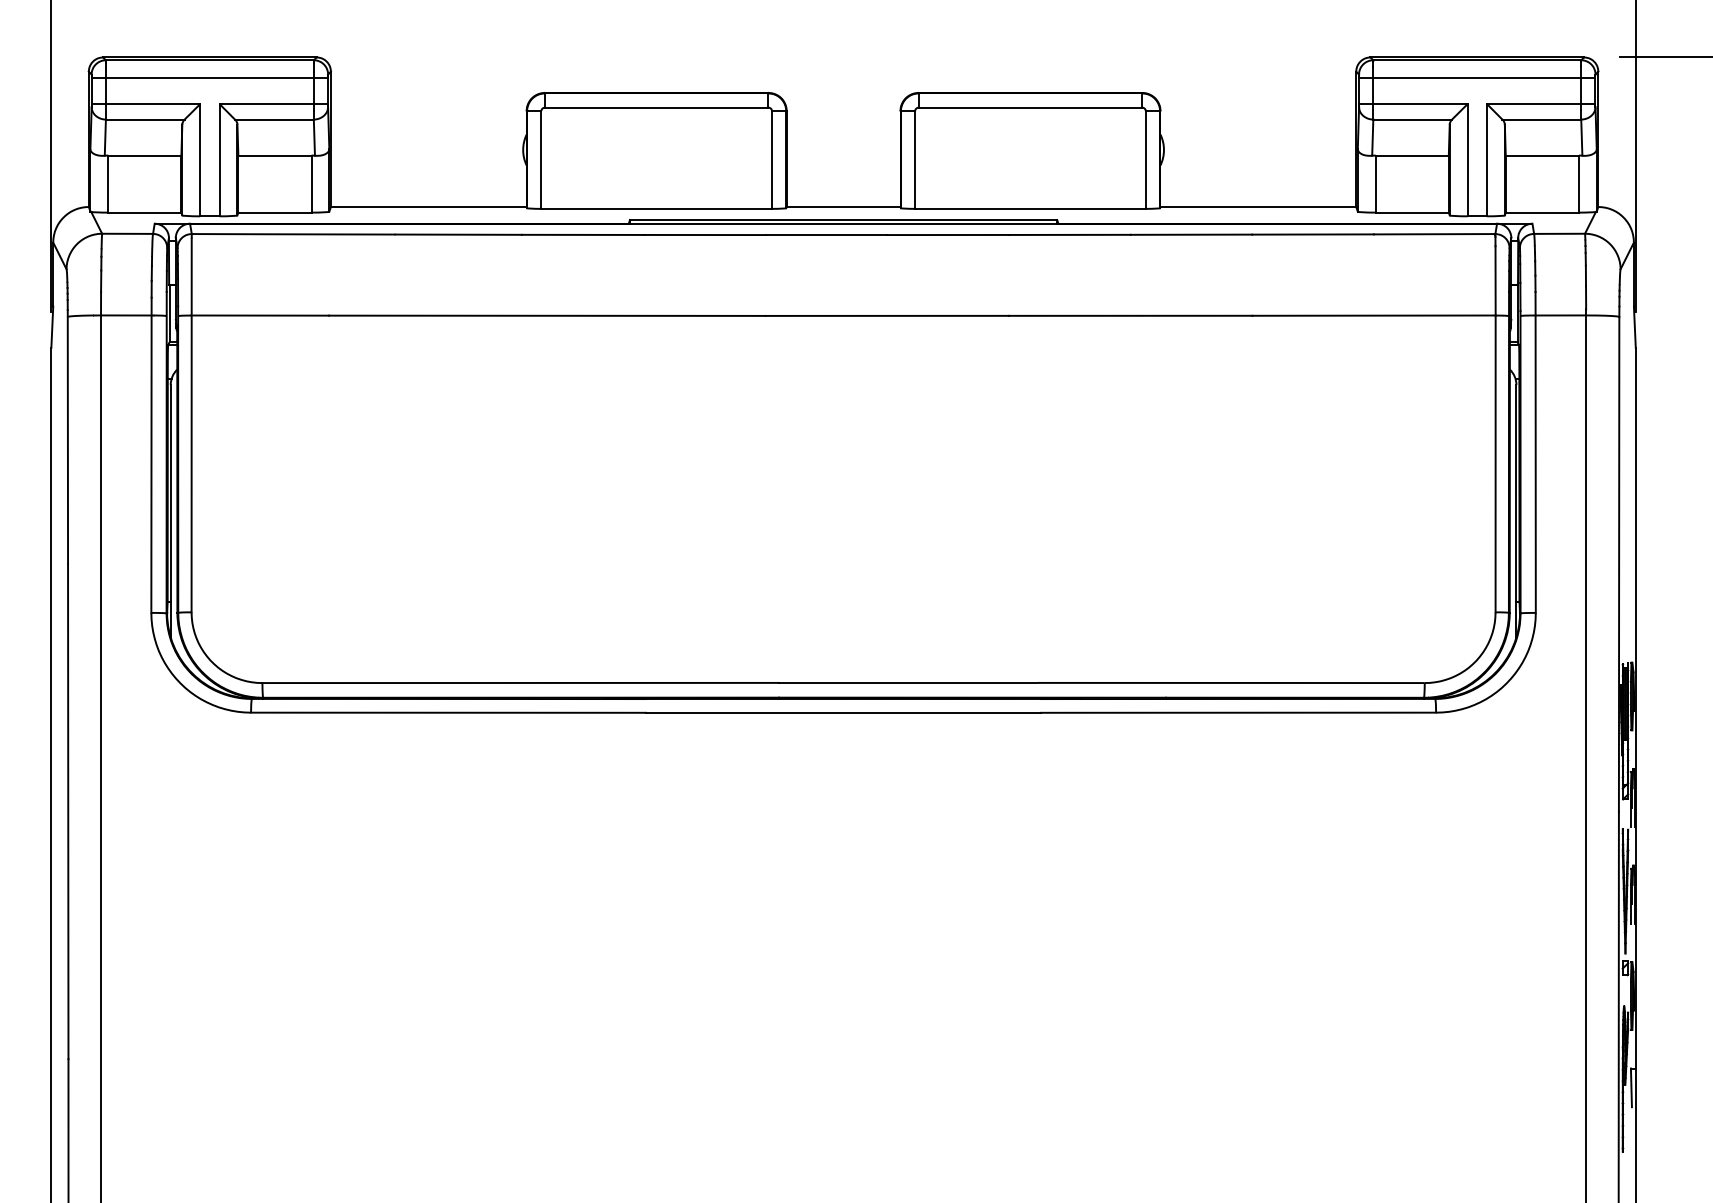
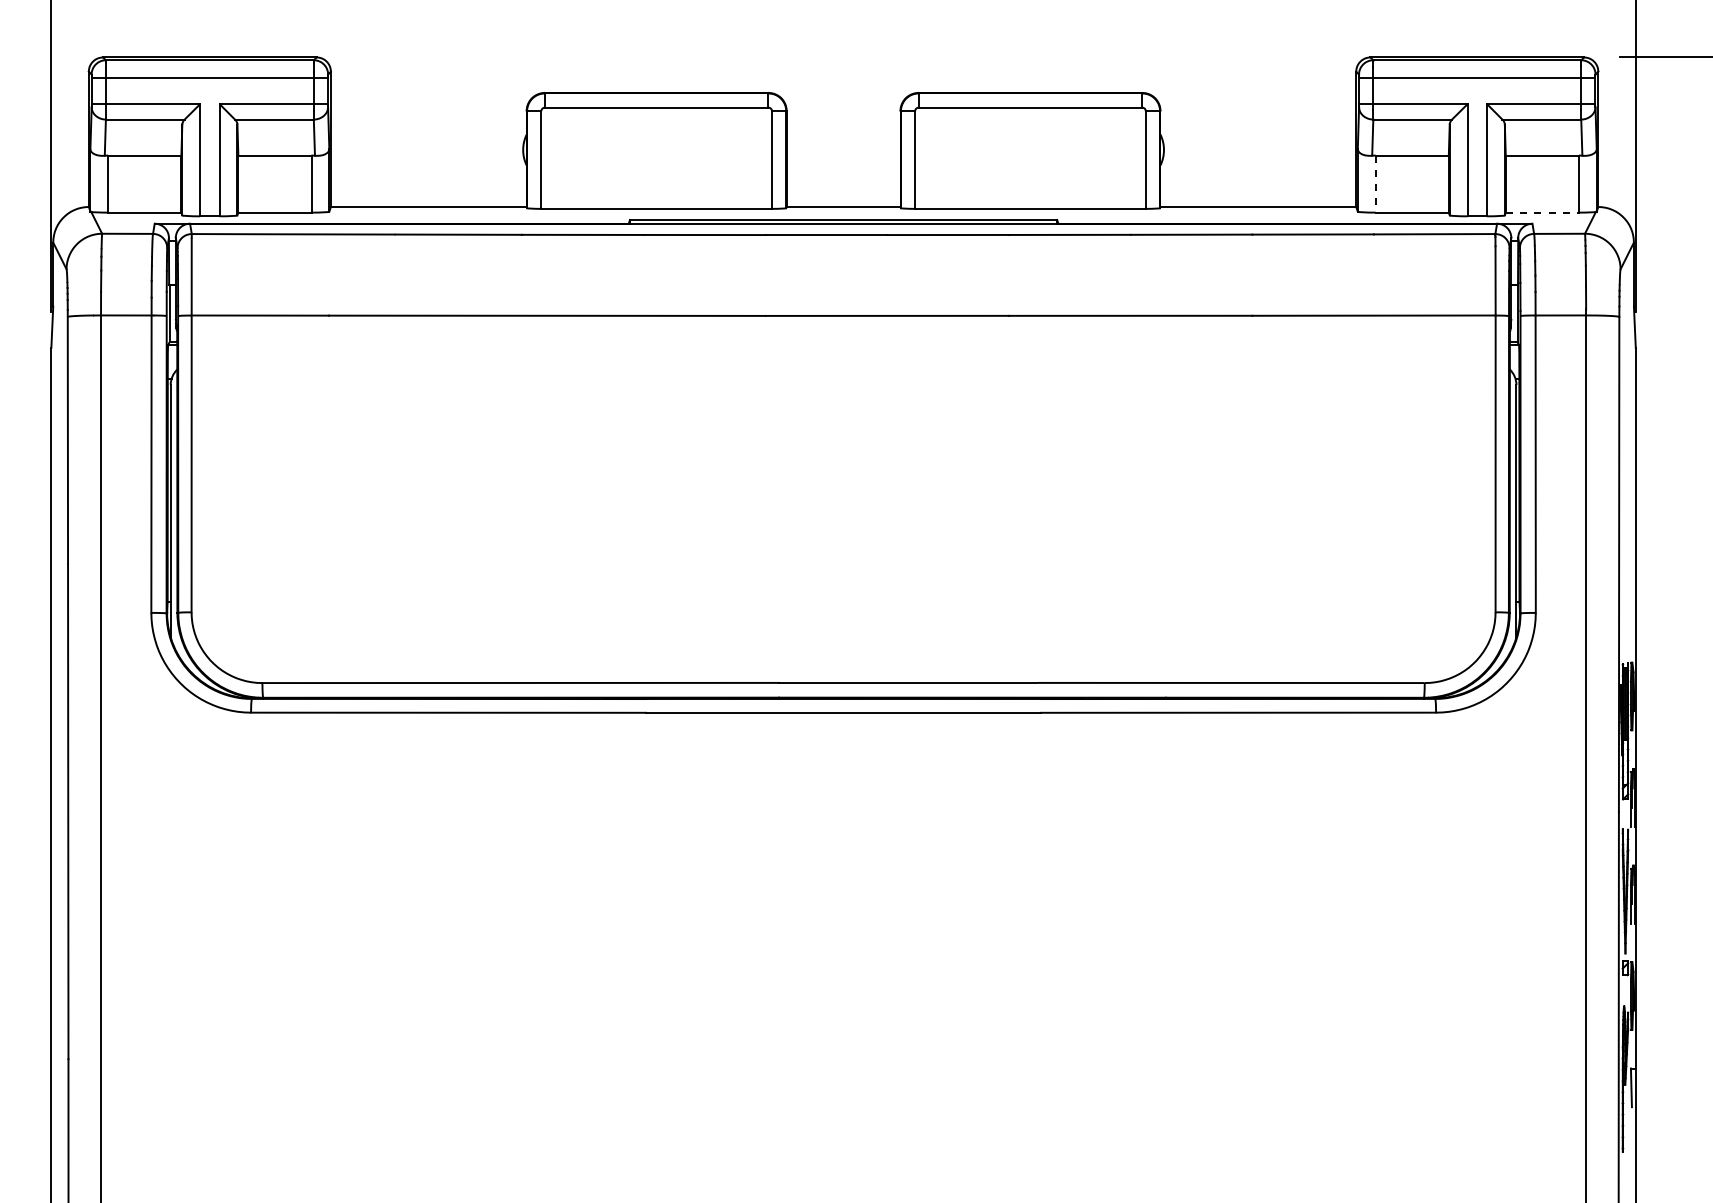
line: solid -> dashed (1375, 184)
line: solid -> dashed (1542, 212)
